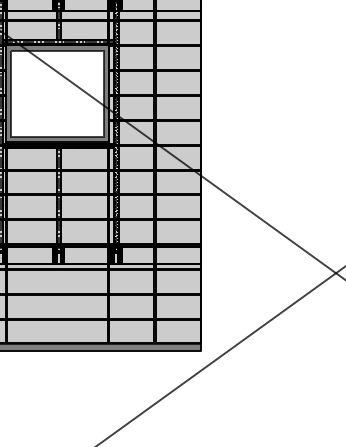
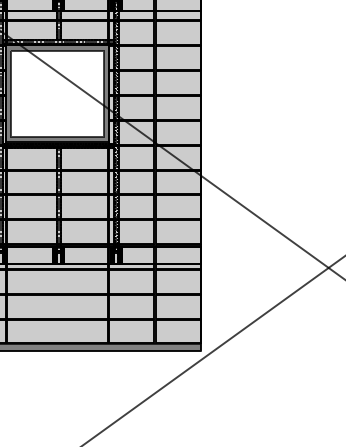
line position: (220, 355) -> (213, 350) (213, 350)
